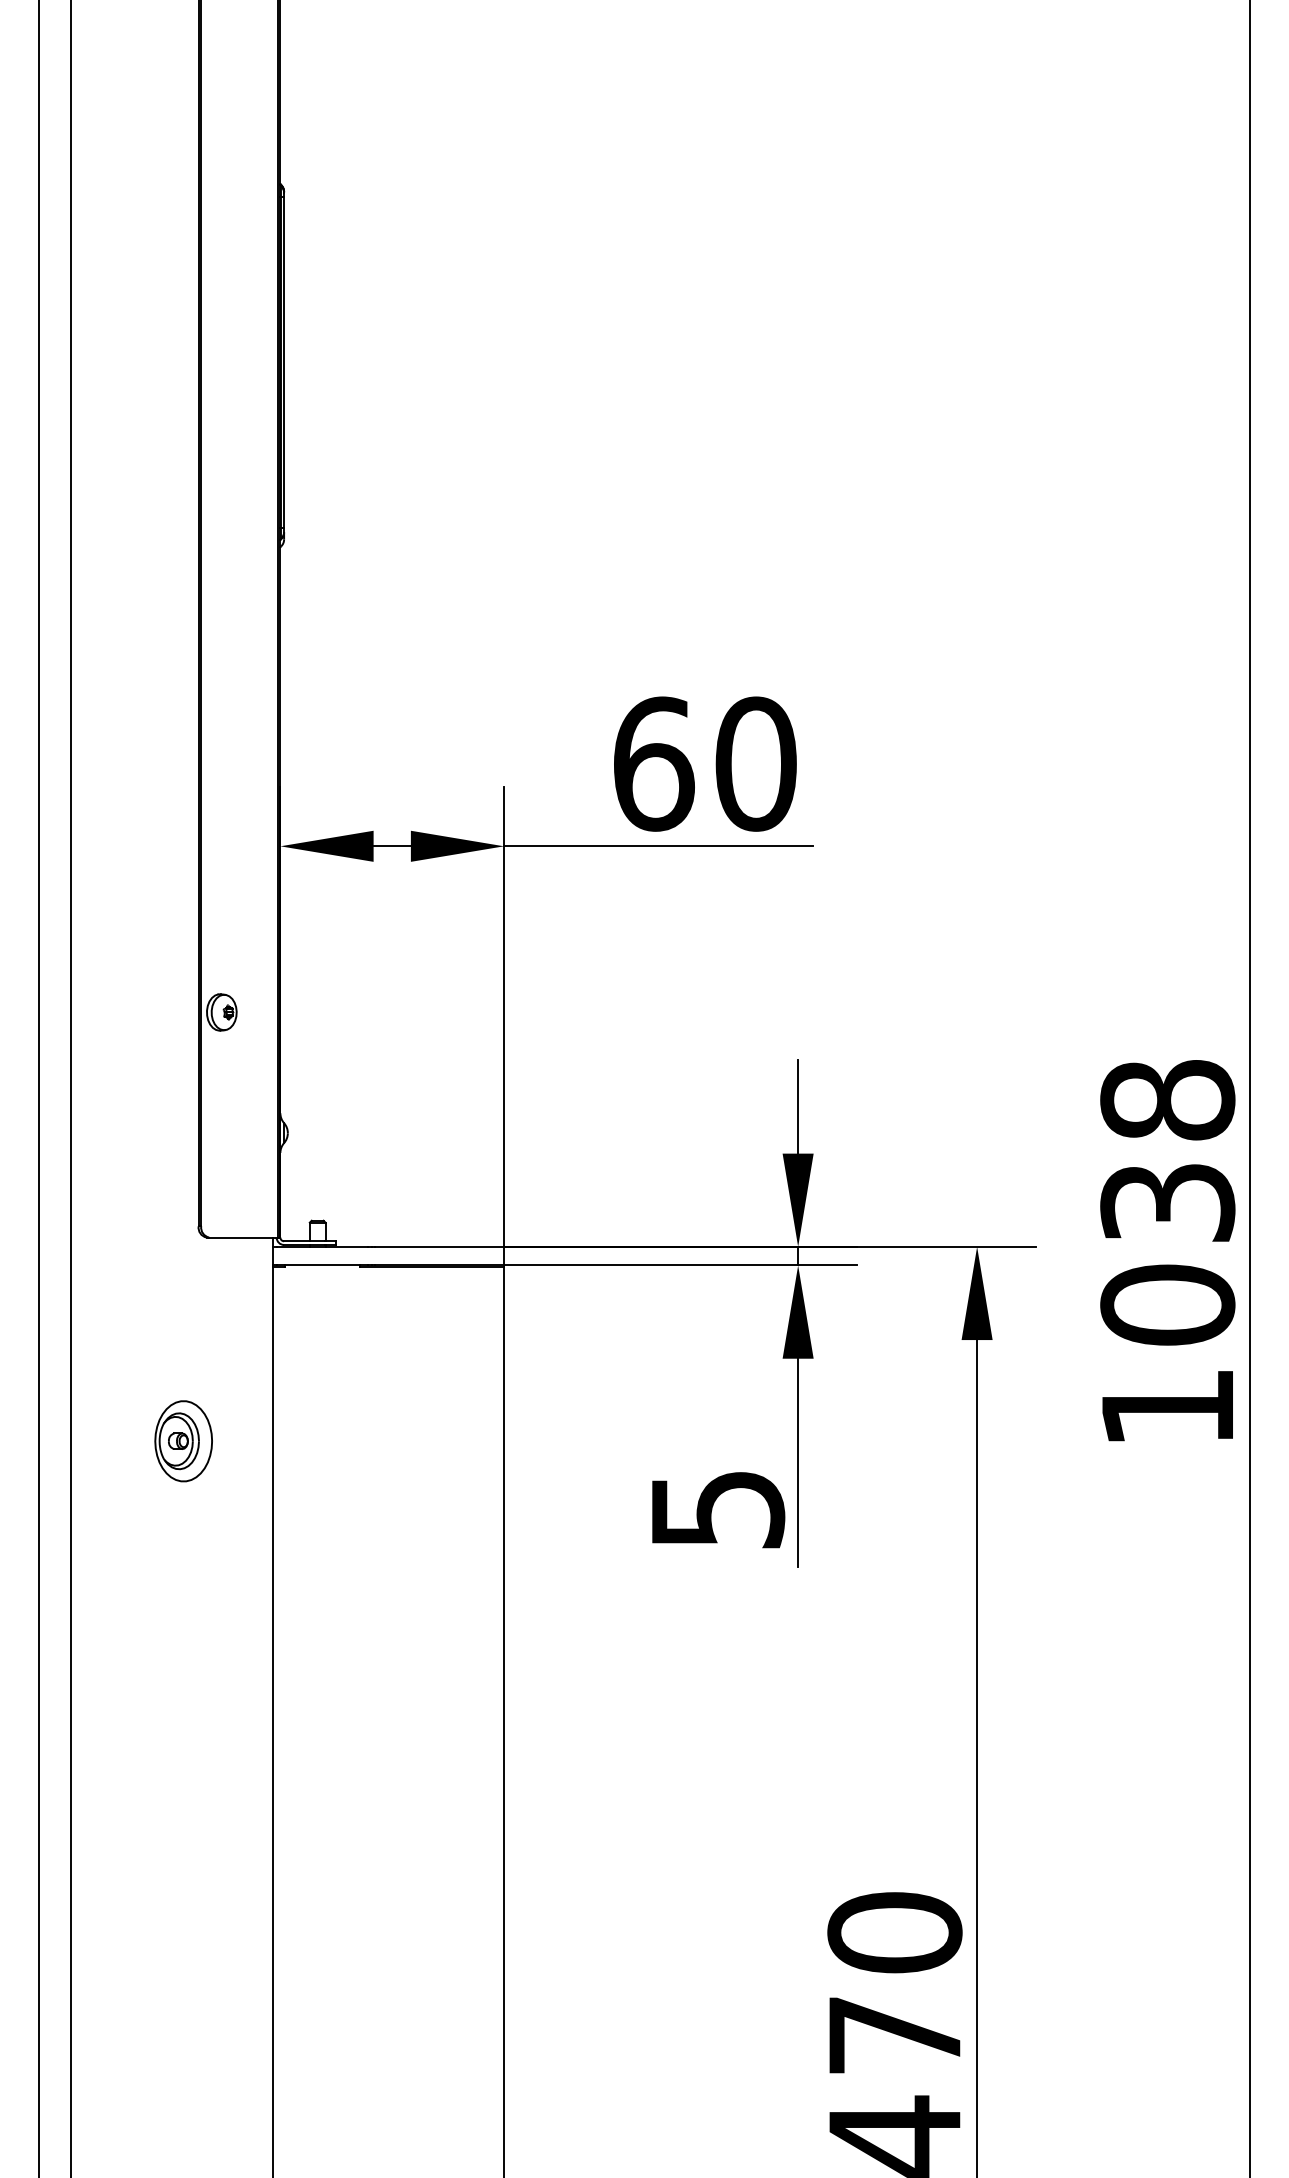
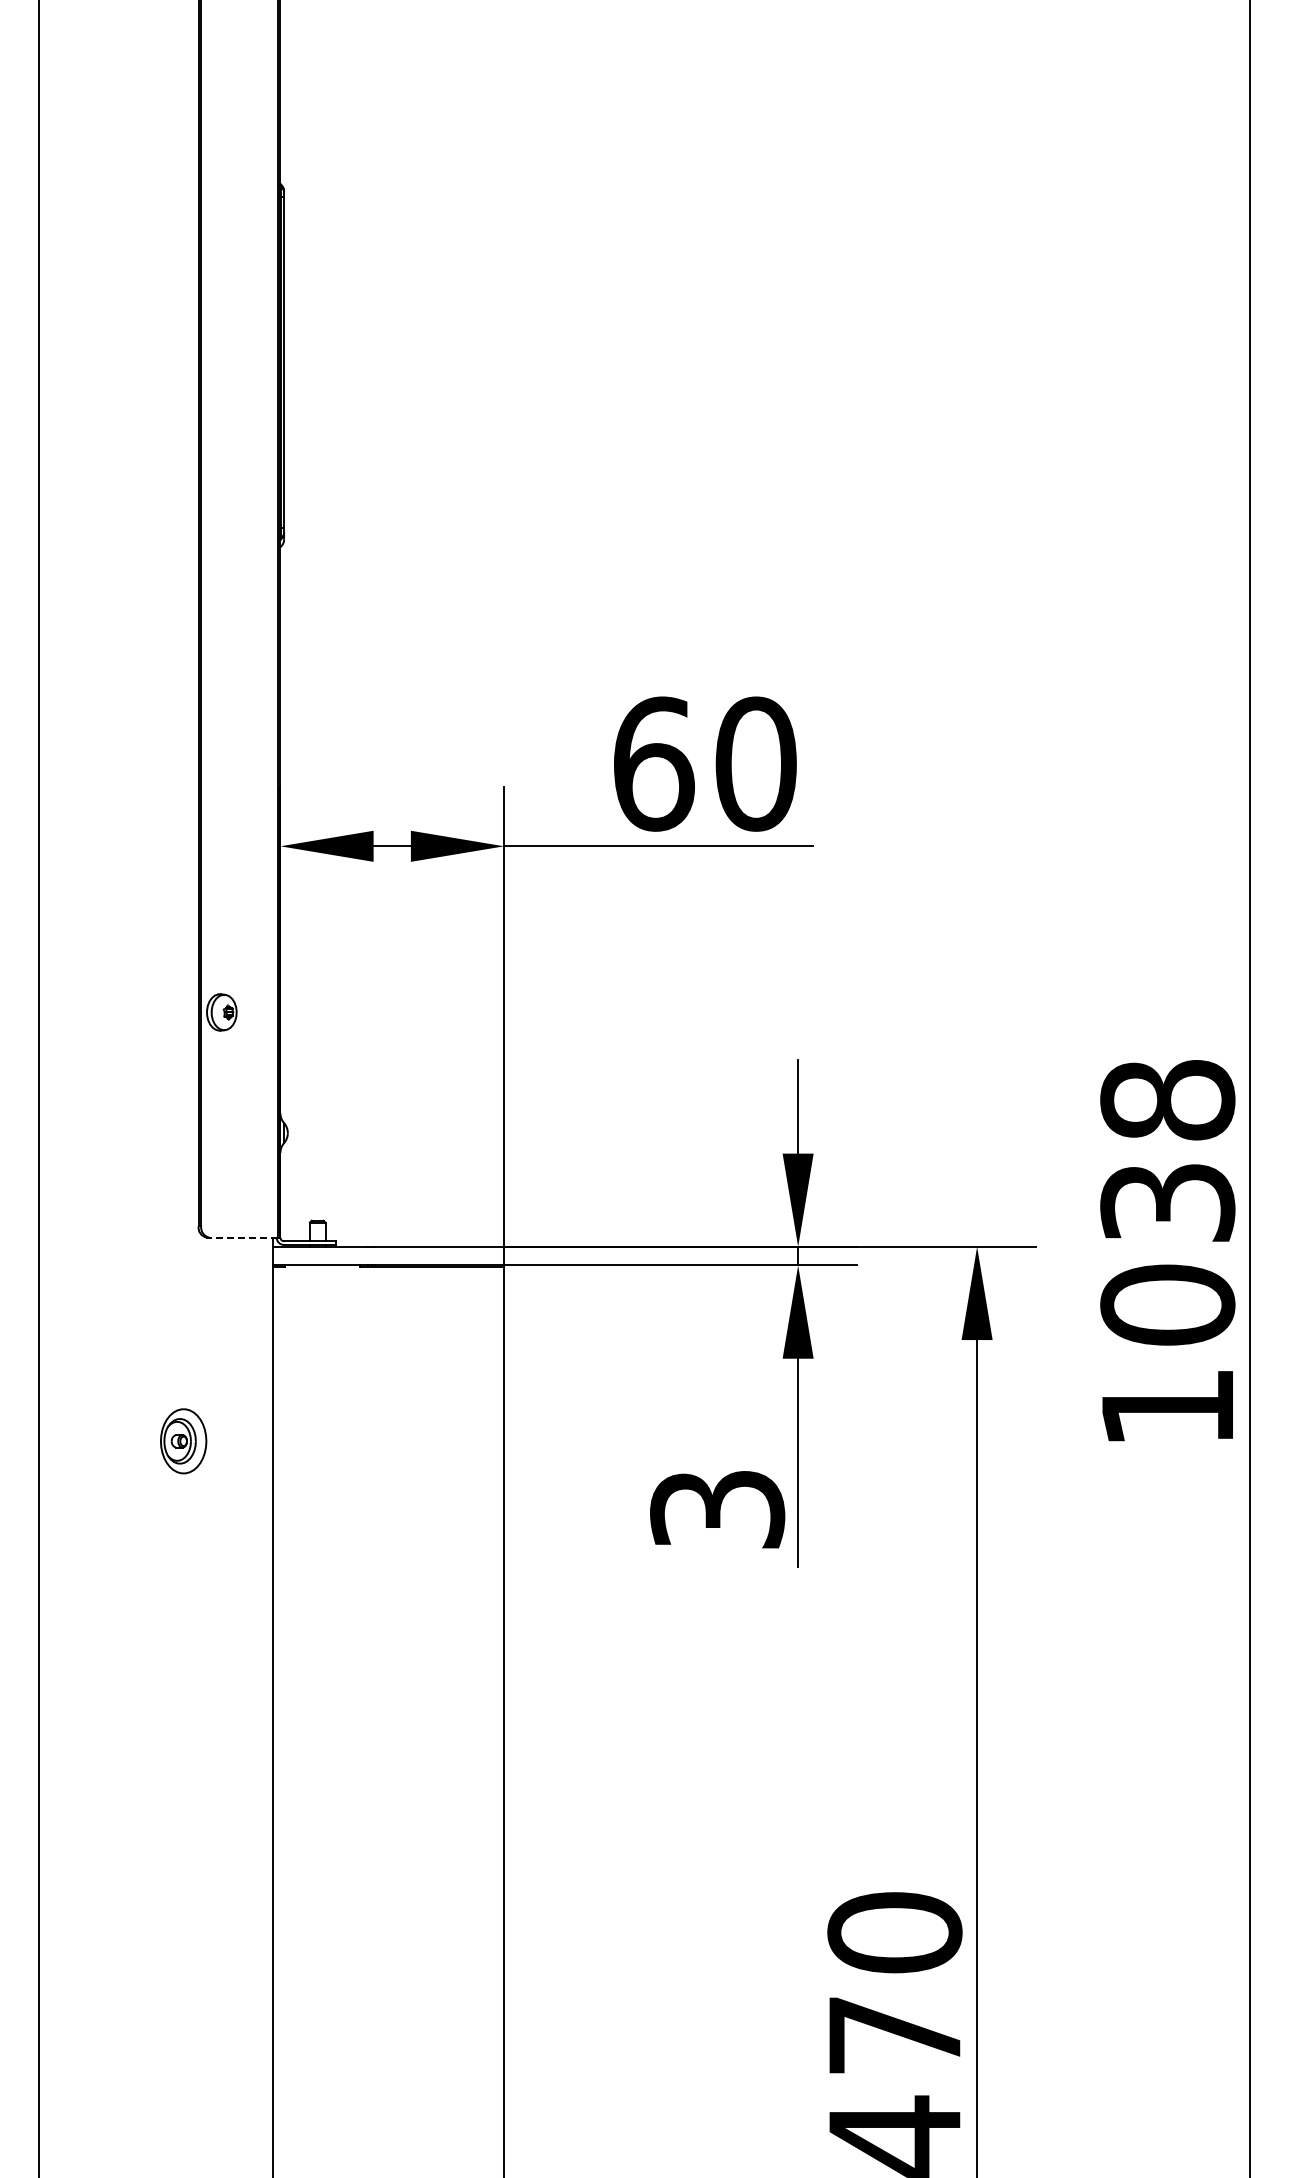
line: present -> none (70, 1088)
line: solid -> dashed (243, 1237)
part size: 59x83 px -> 48x67 px (183, 1441)
text: 5 -> 3 (717, 1509)
